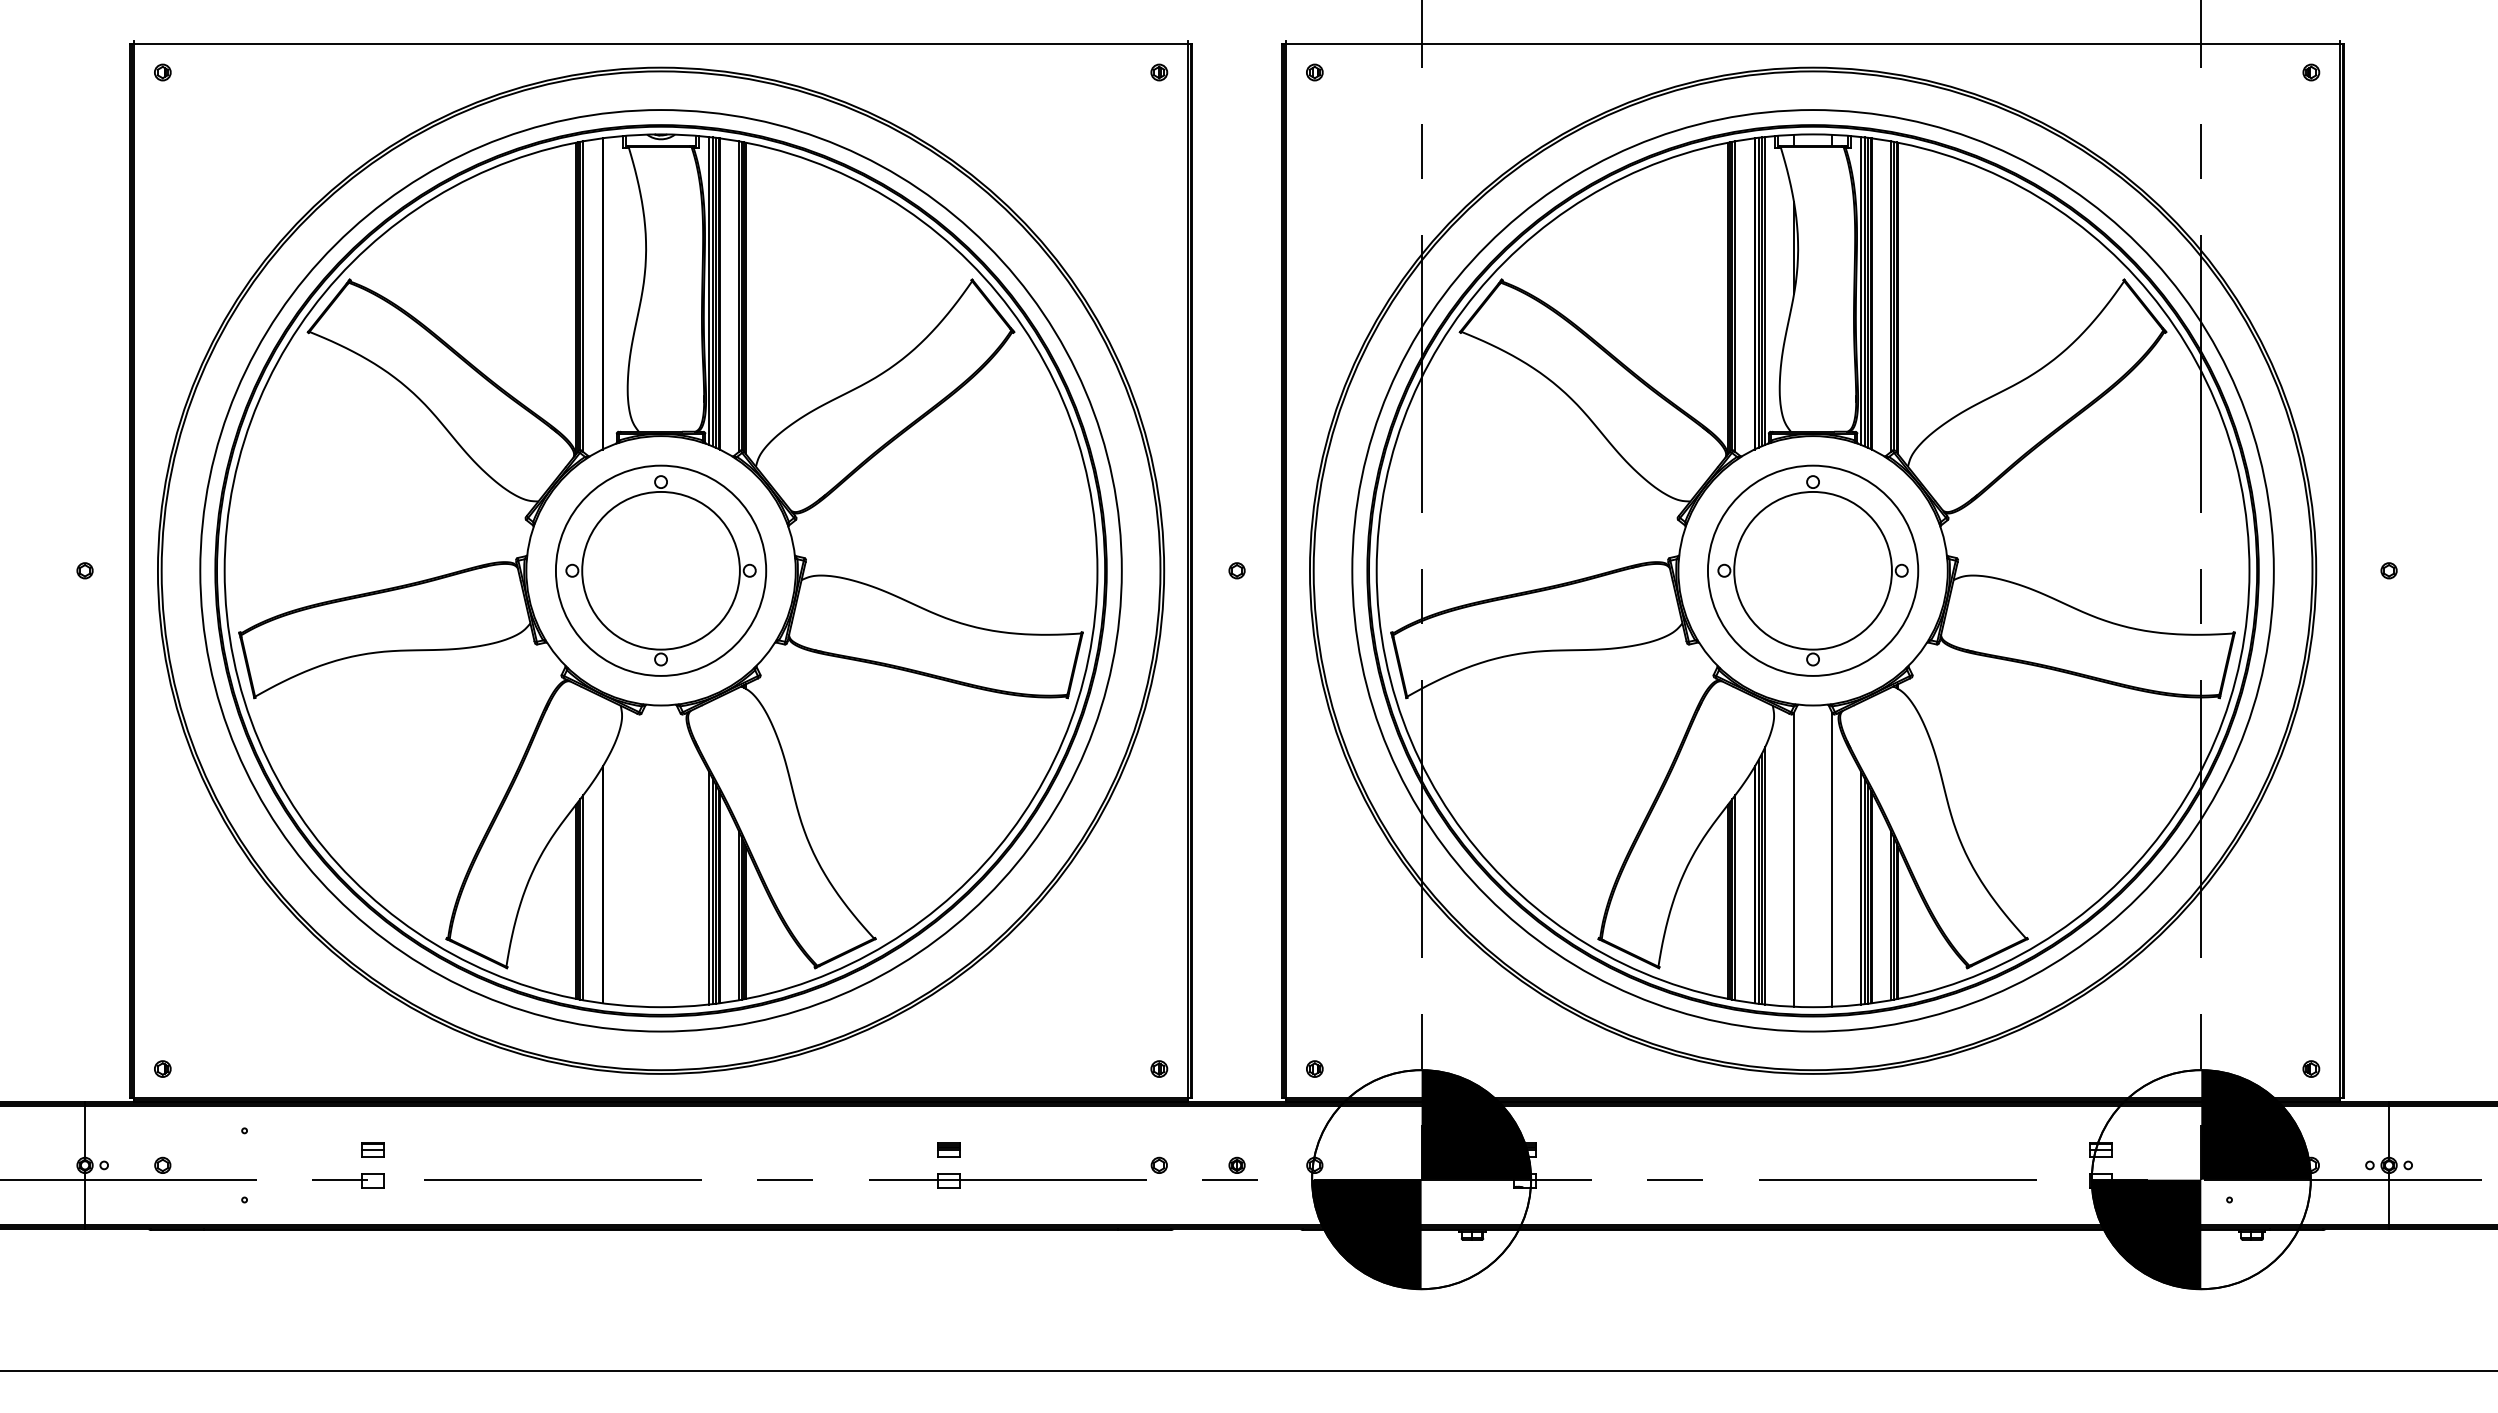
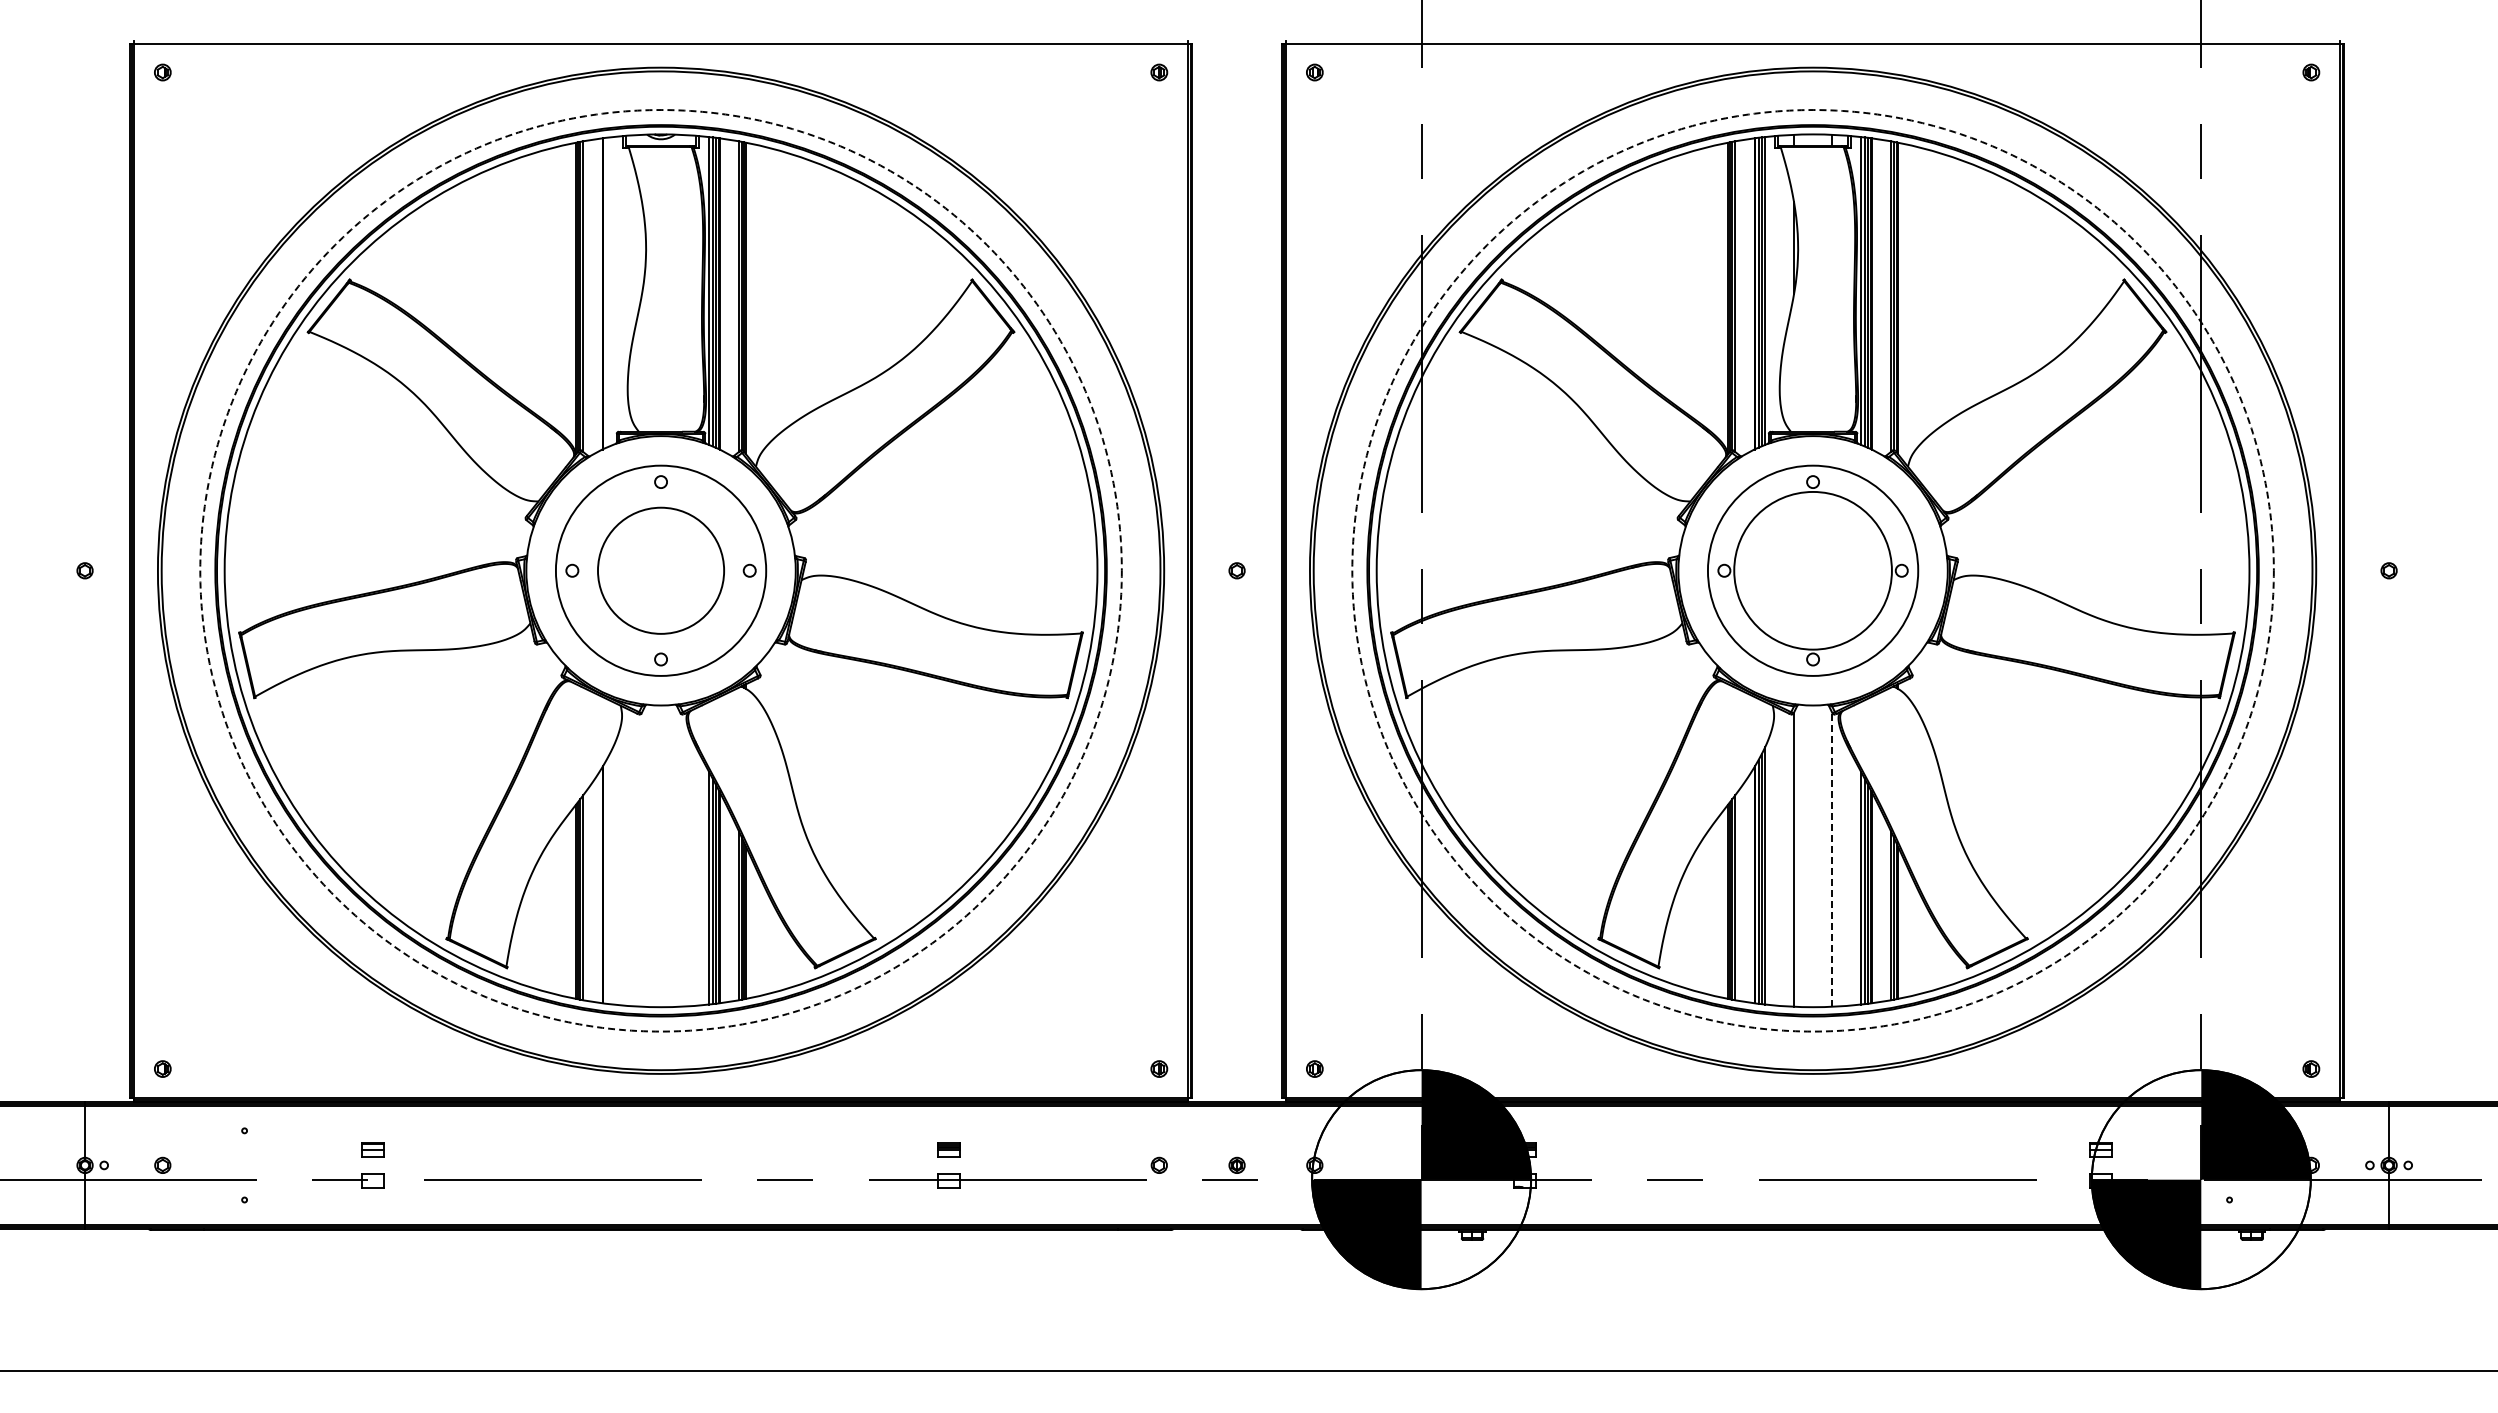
circle diameter: 158 px -> 126 px (660, 570)
circle: solid -> dashed (660, 570)
circle: solid -> dashed (1812, 570)
line: solid -> dashed (1832, 859)
